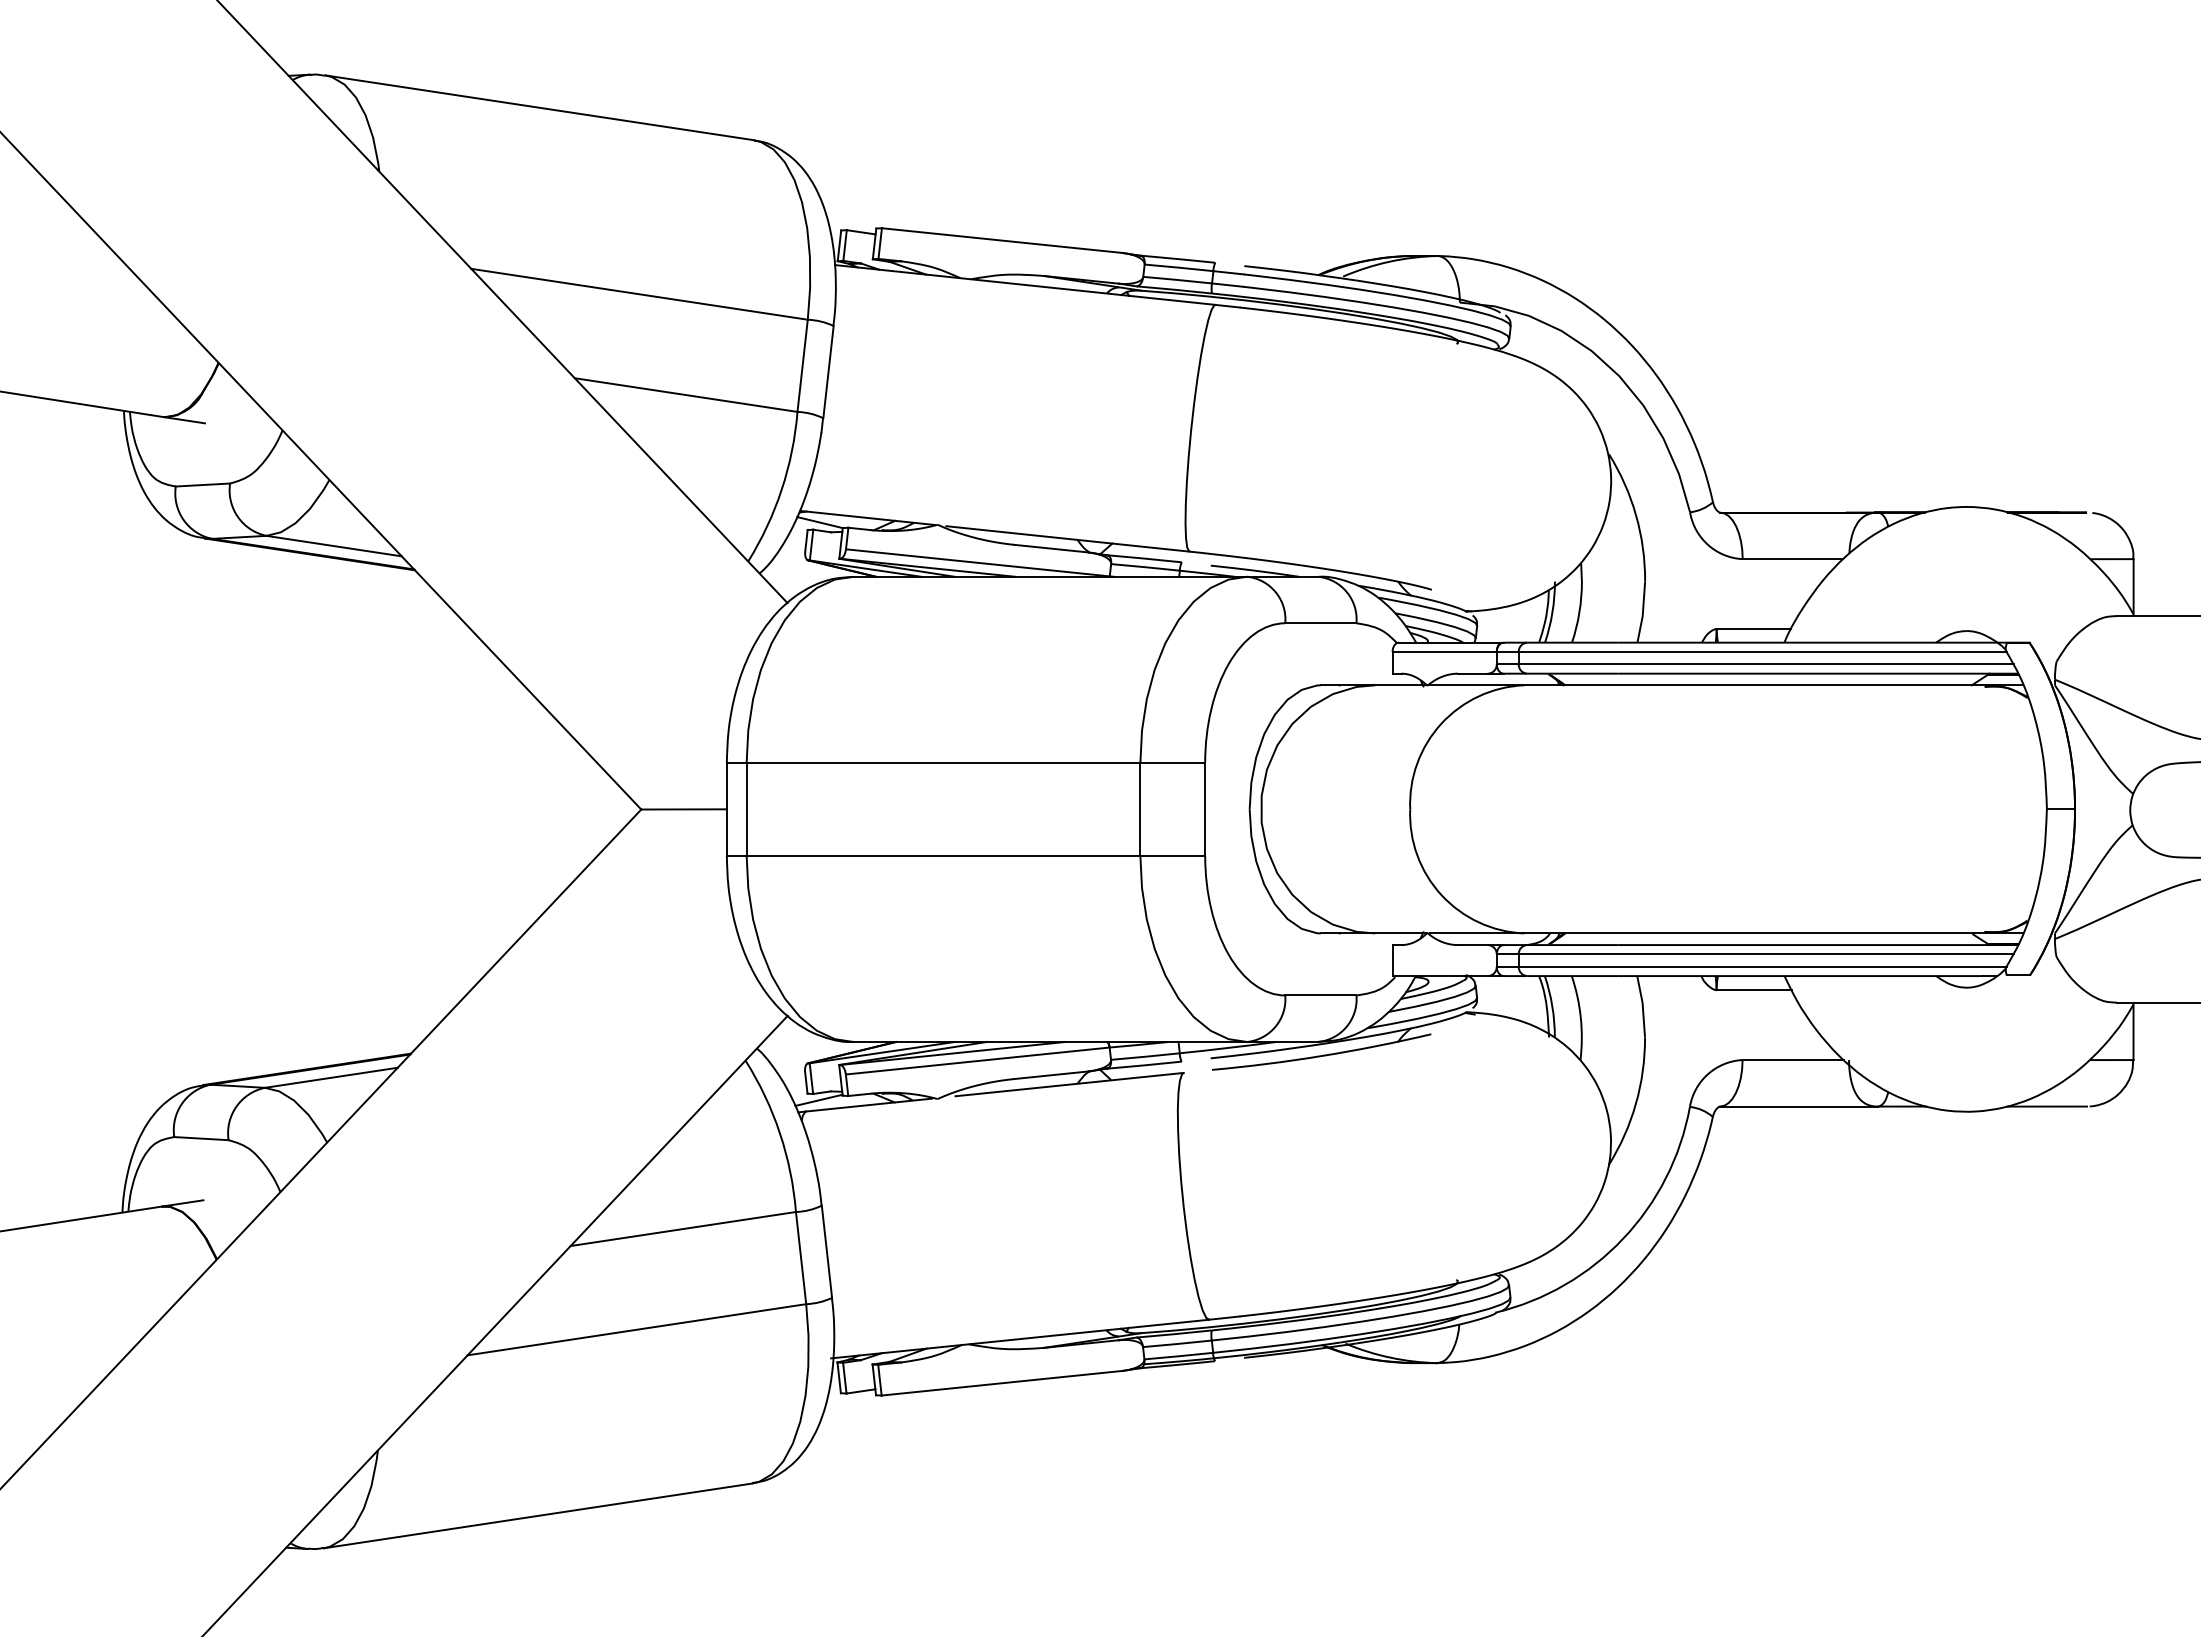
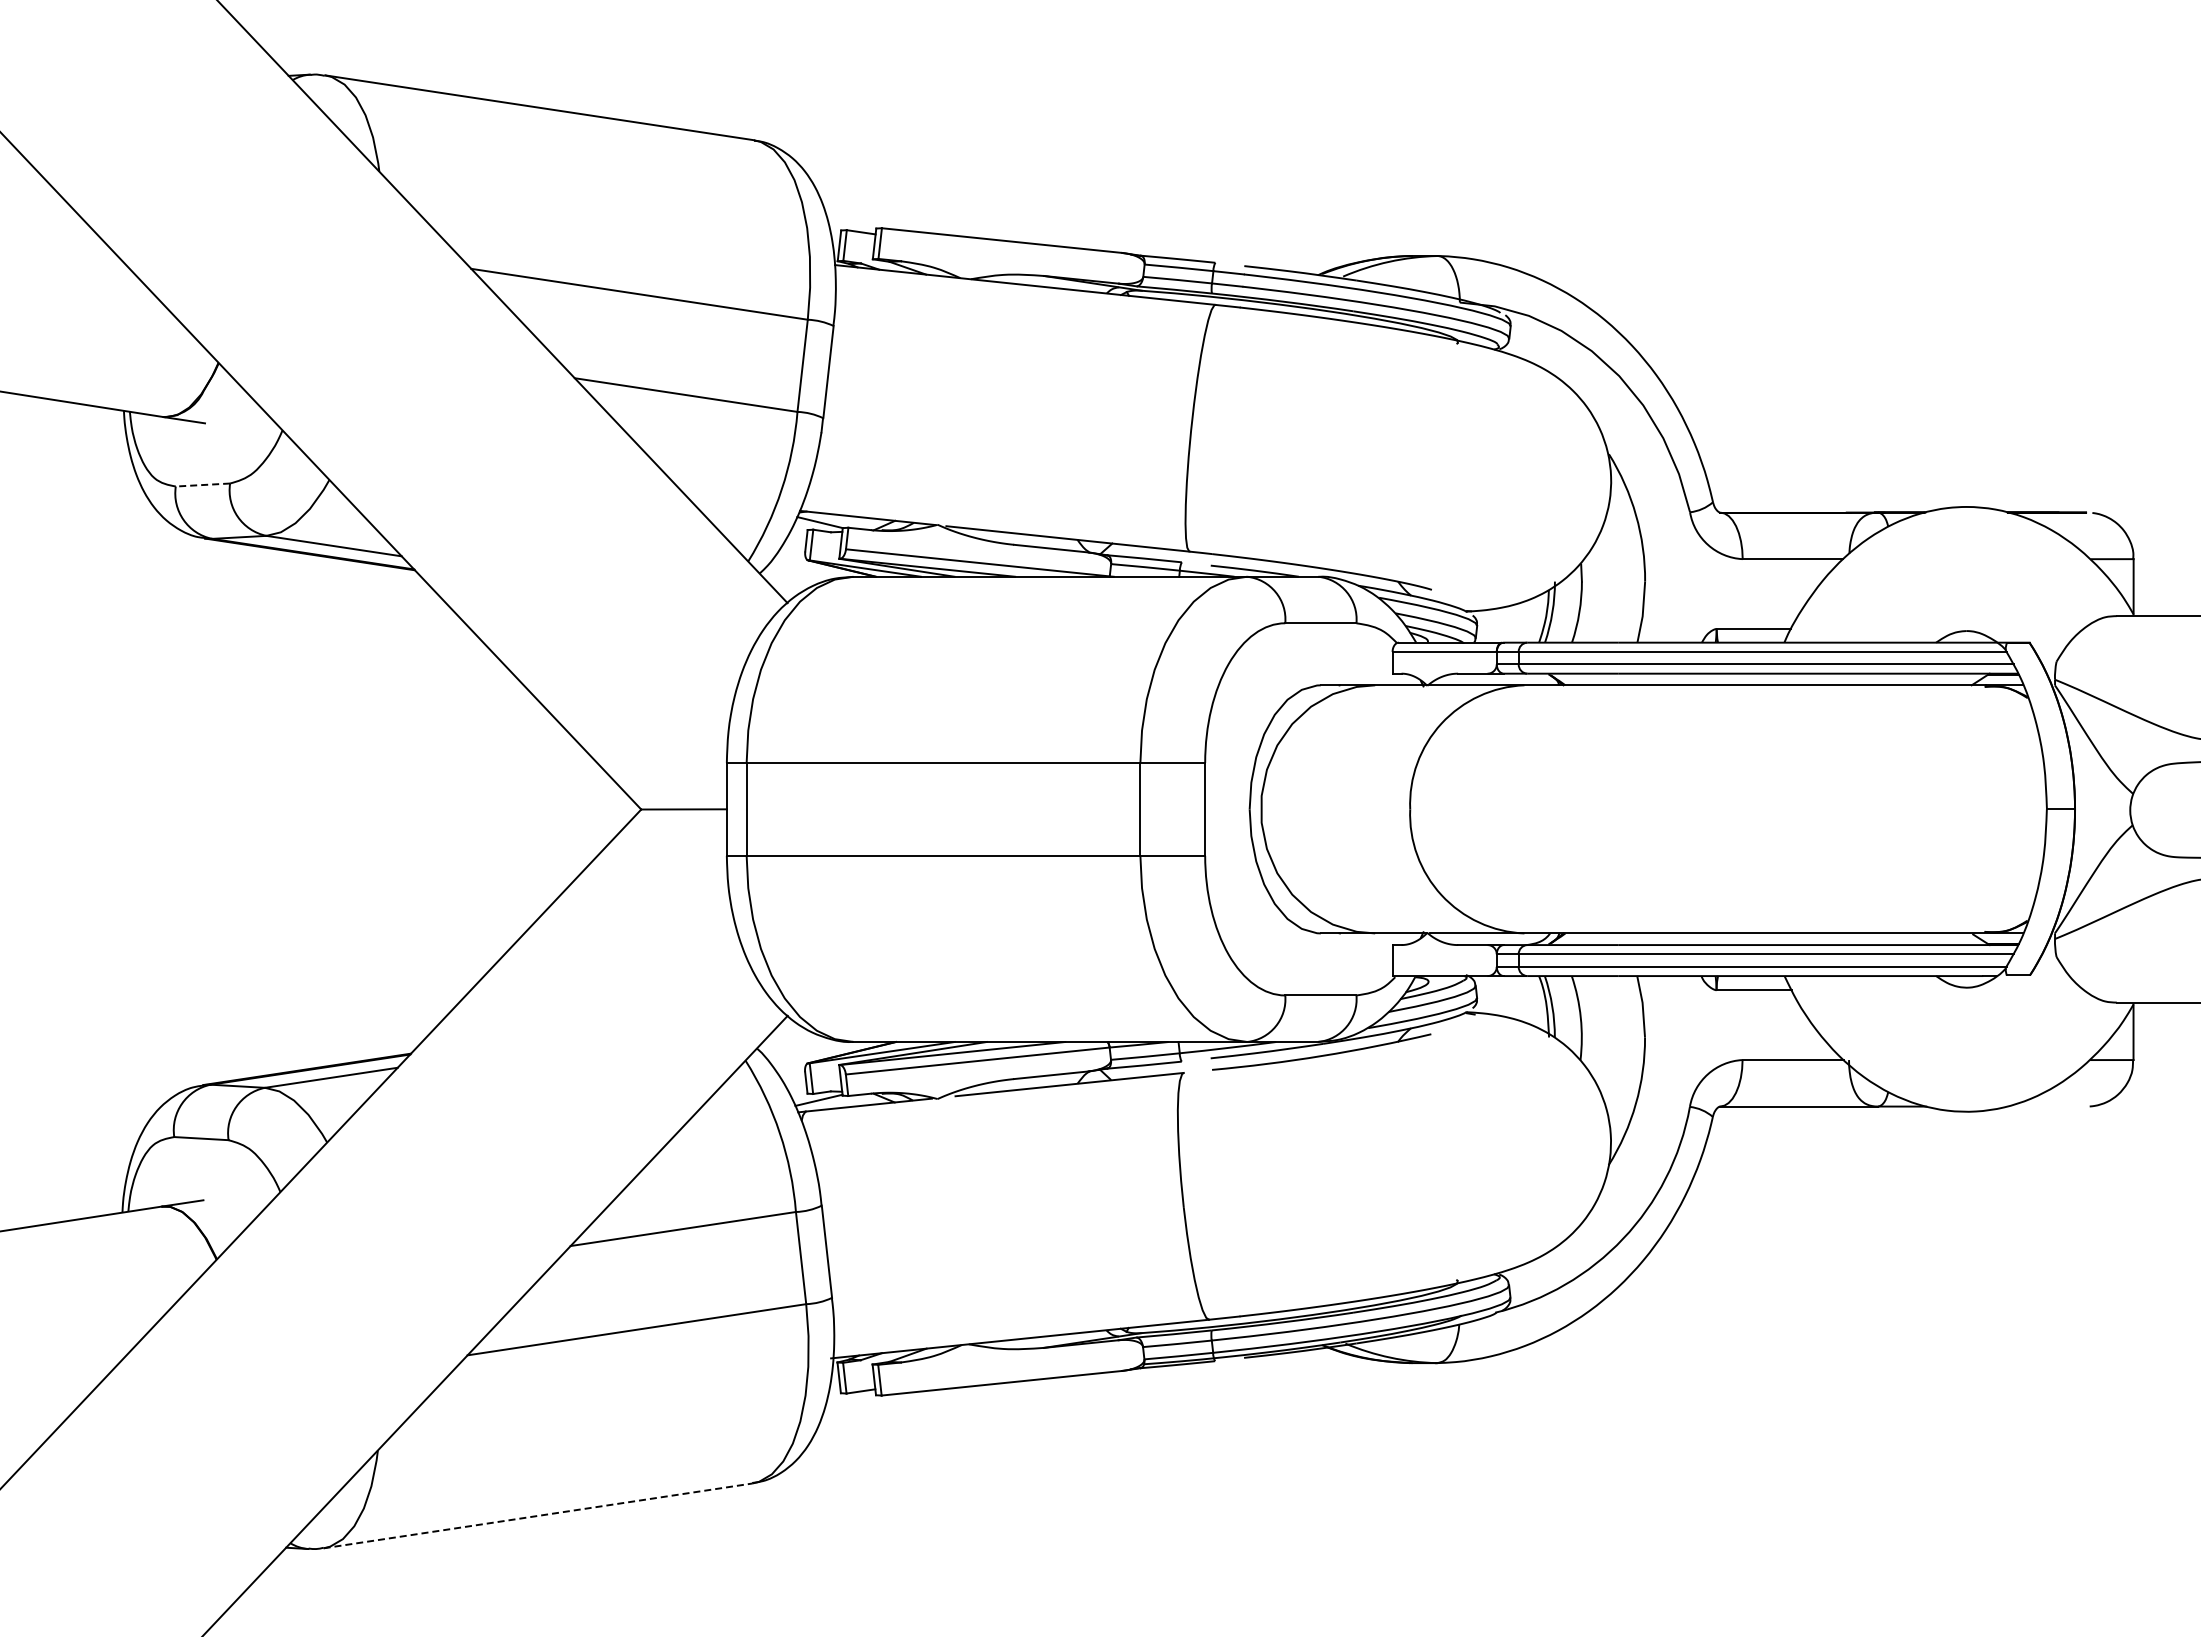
line: solid -> dashed (202, 485)
line: present -> none (2046, 1106)
line: solid -> dashed (538, 1515)
